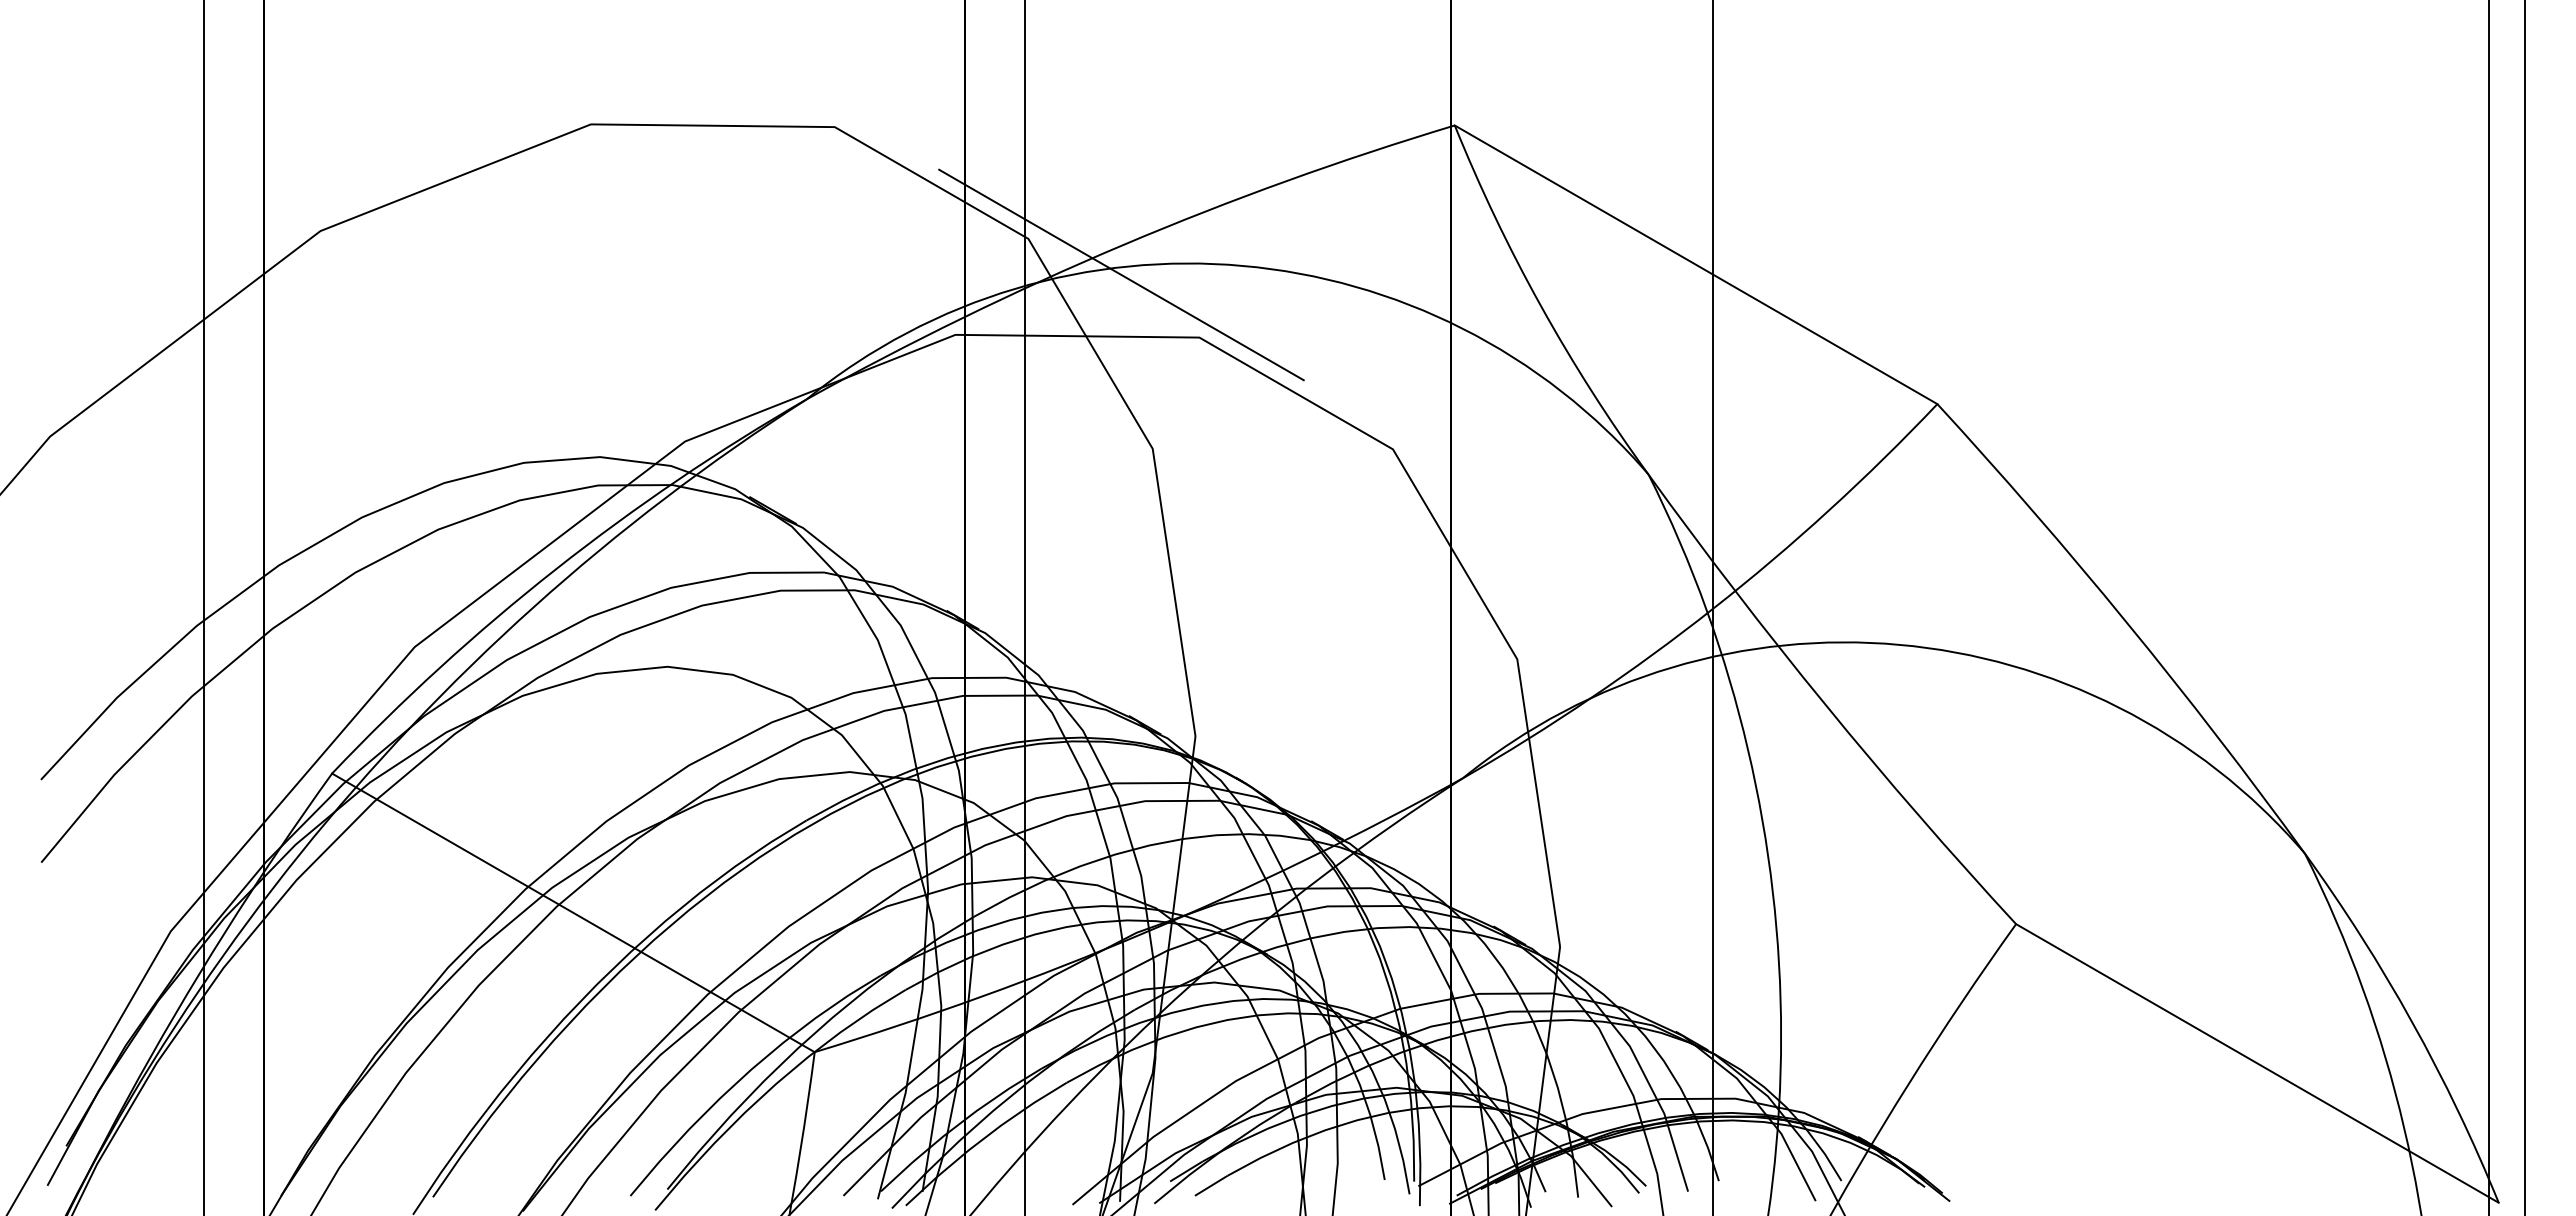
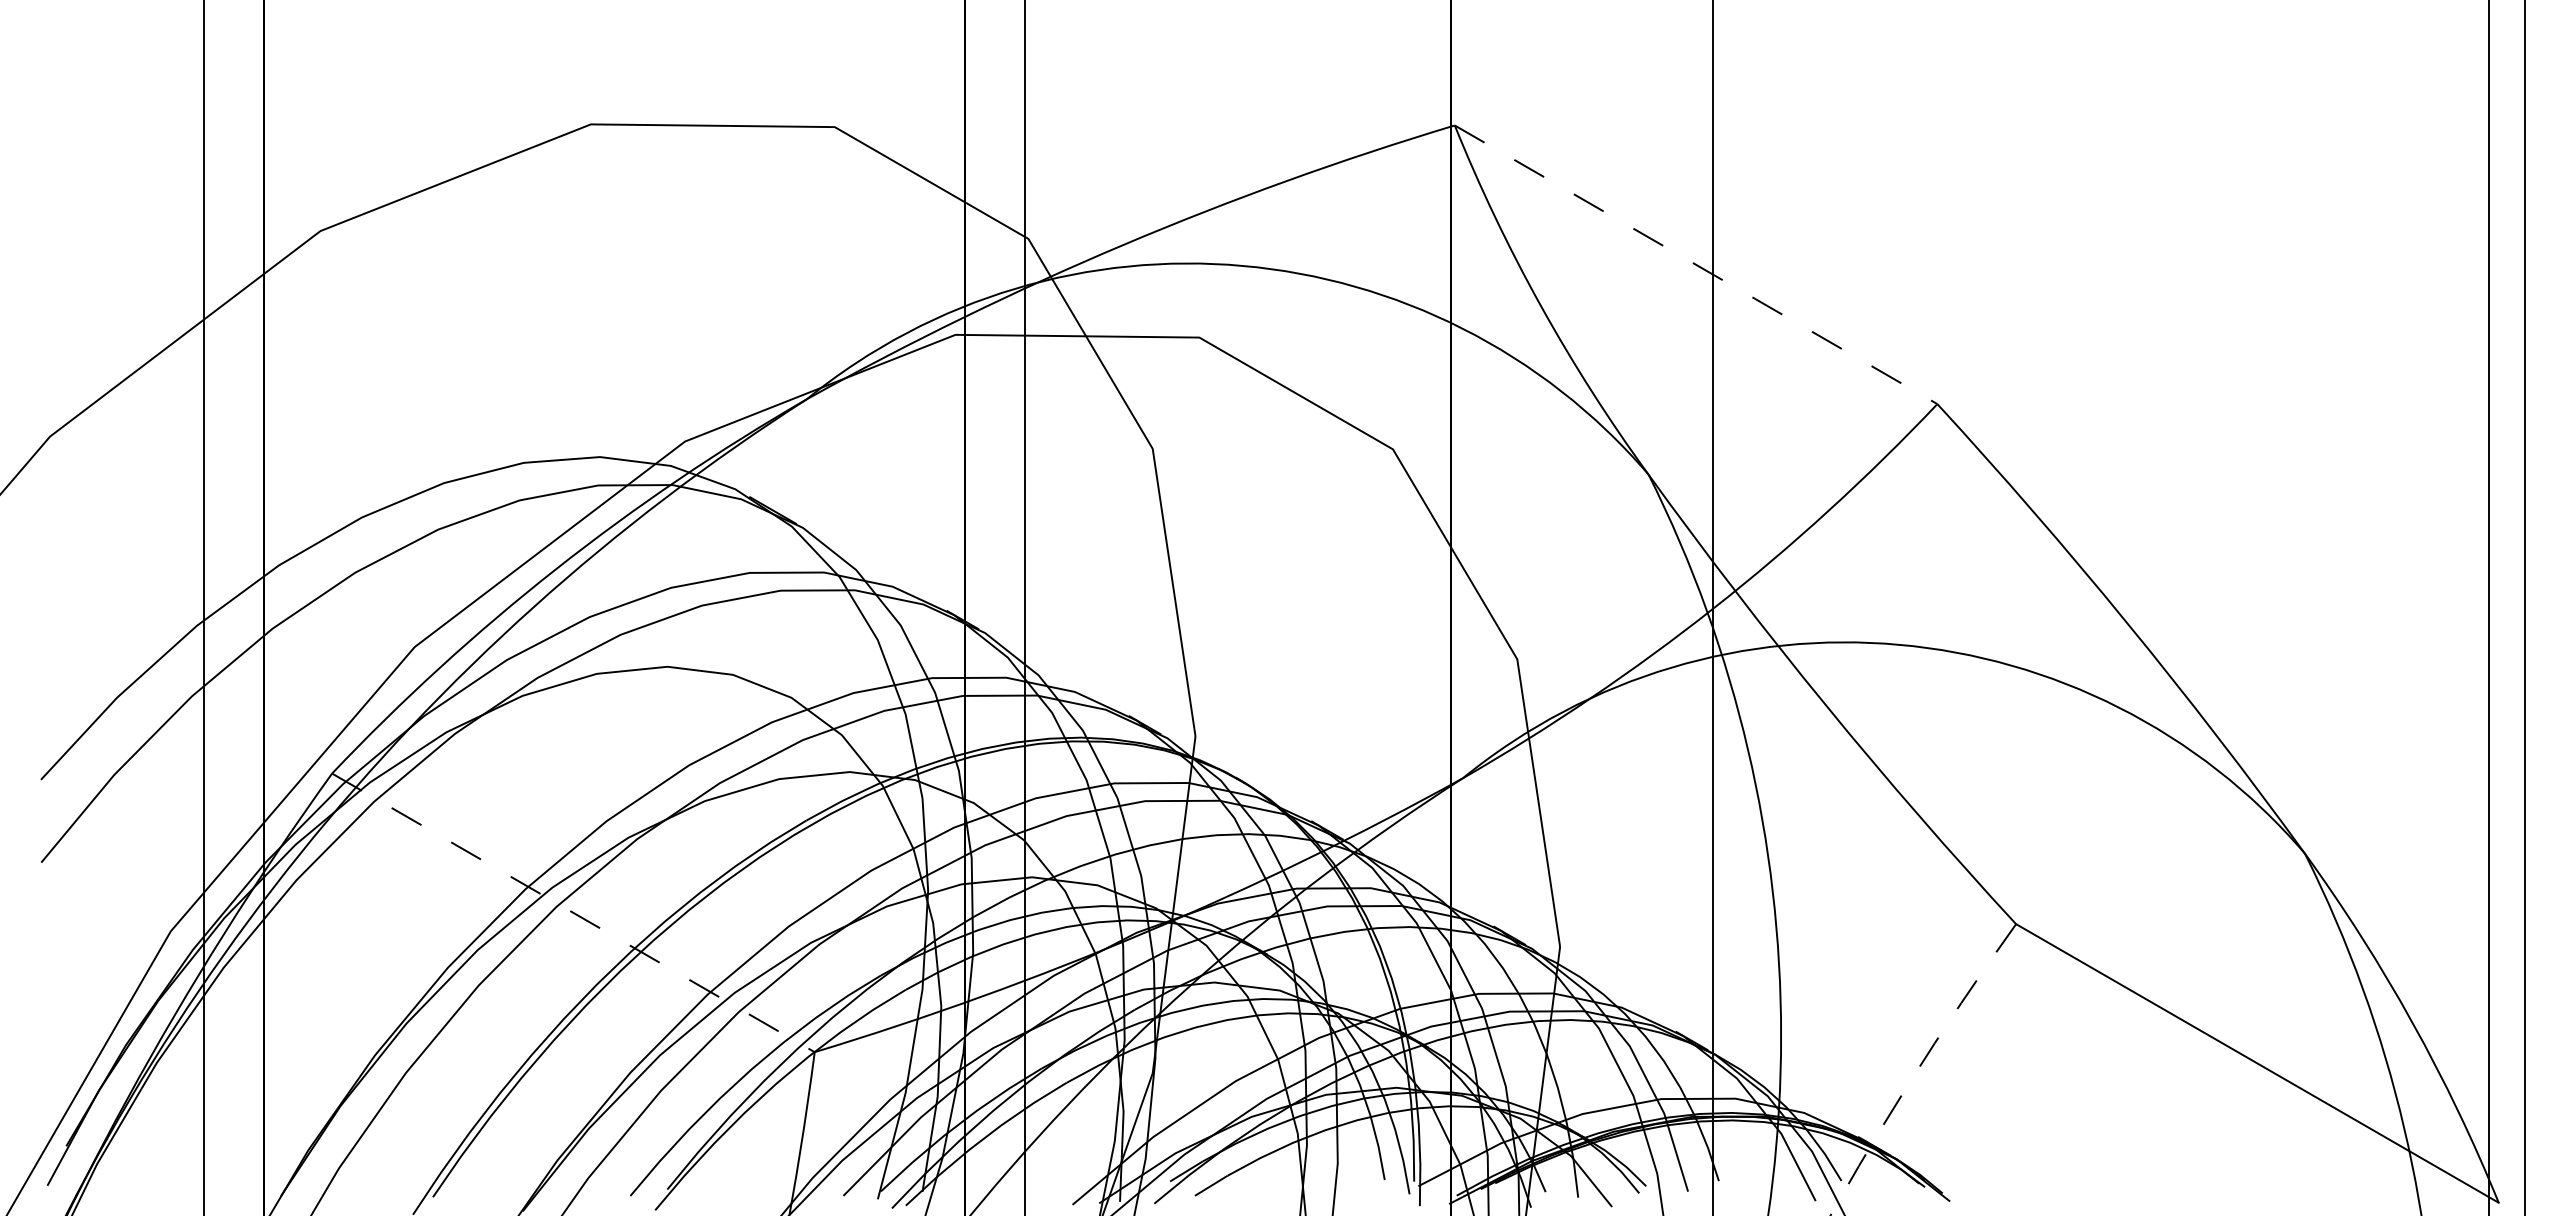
line: solid -> dashed (1696, 264)
line: present -> none (1121, 274)
line: solid -> dashed (573, 912)
arc: solid -> dashed (1918, 1068)
